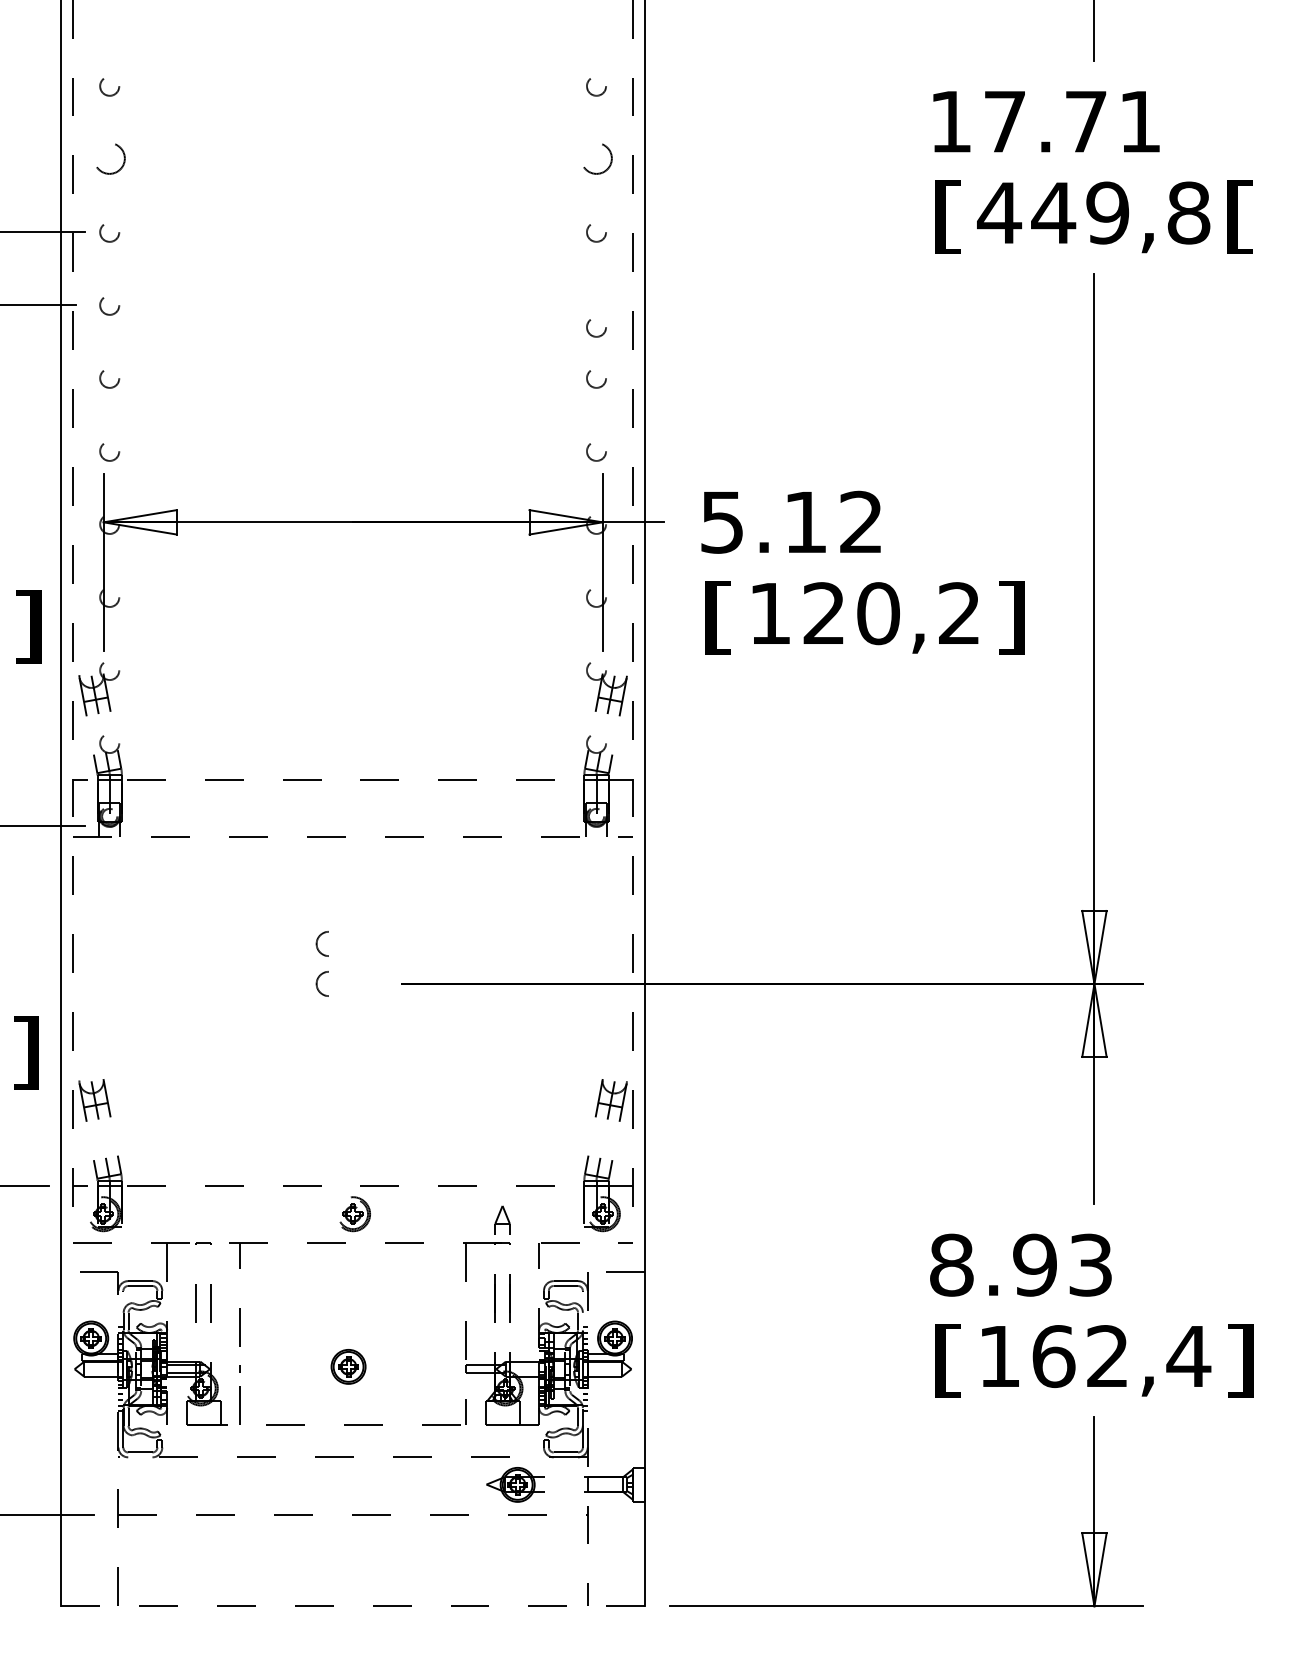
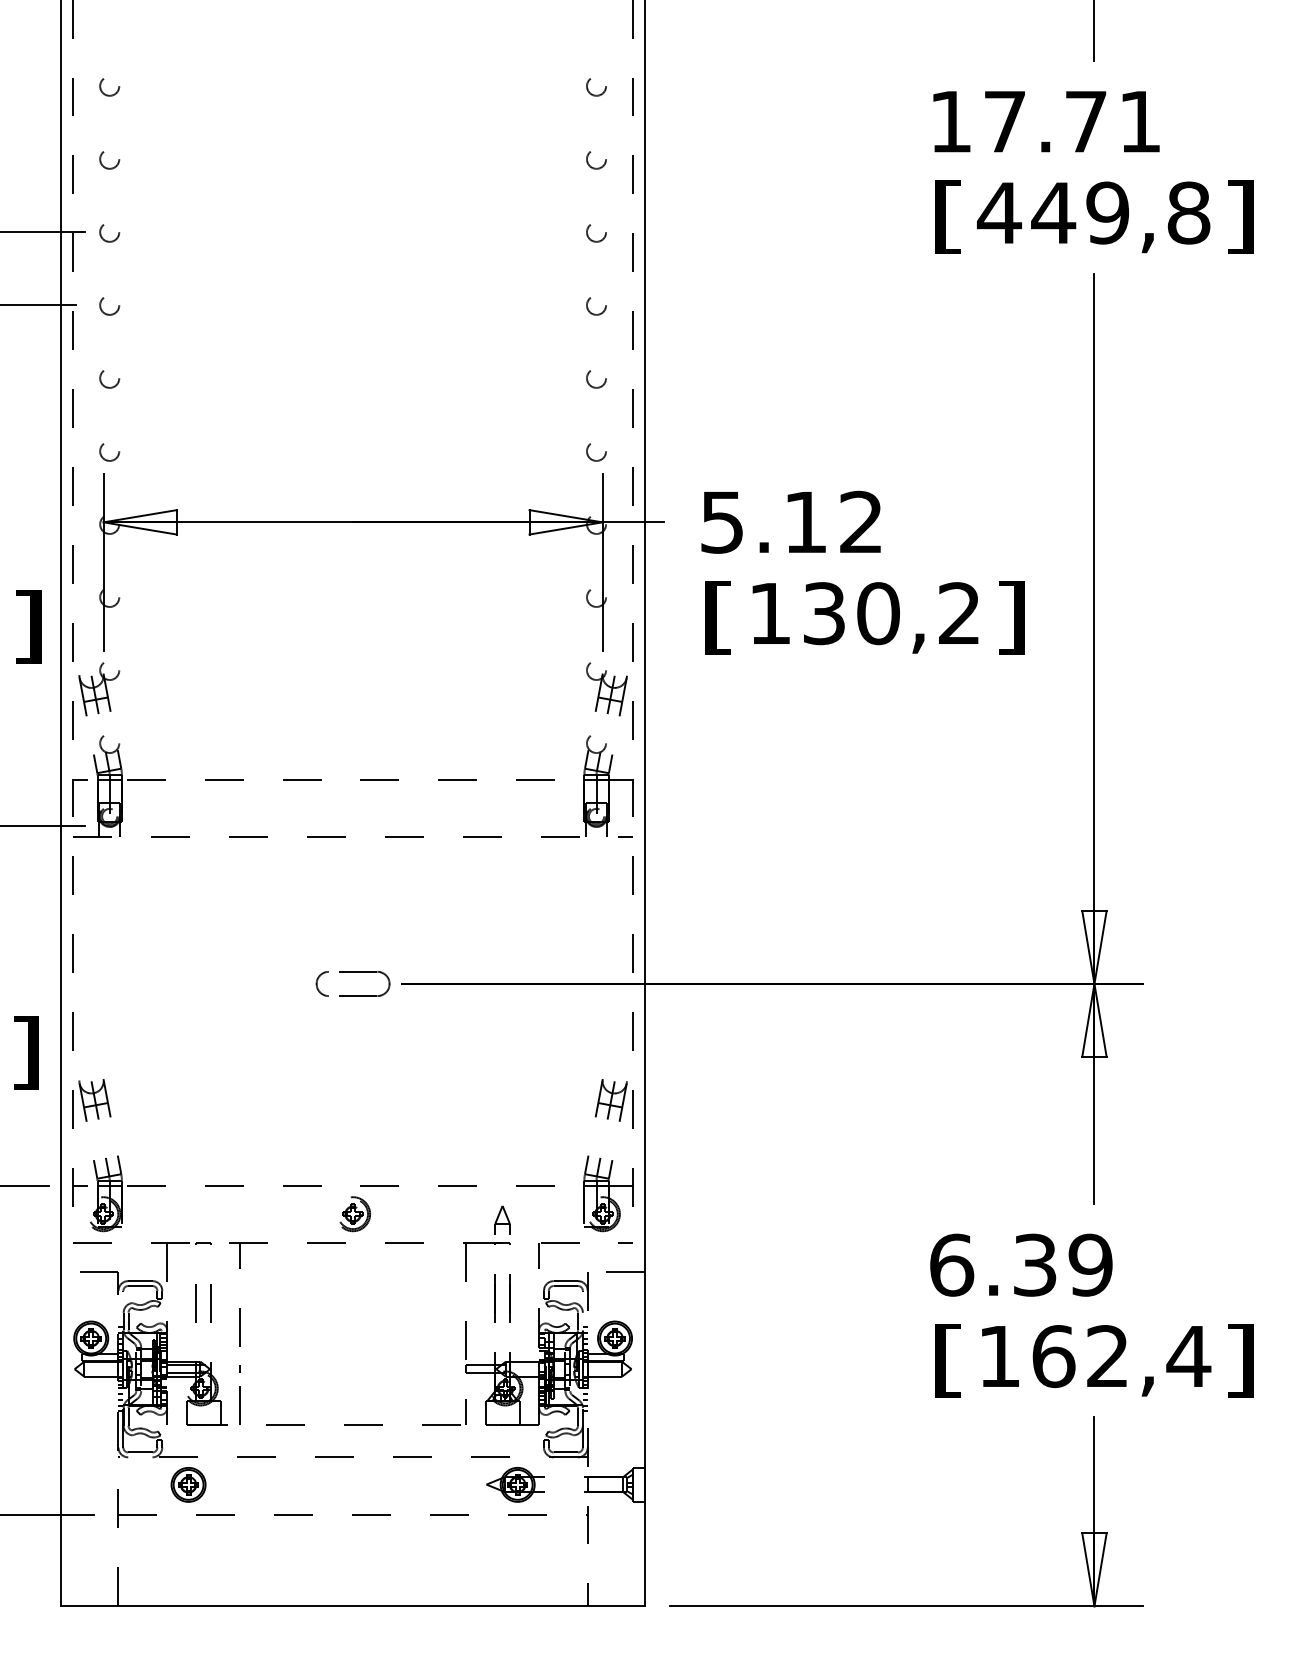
circle size: 30x32 px -> 22x19 px (109, 160)
circle size: 30x32 px -> 21x19 px (596, 160)
text: [ -> ] (1240, 216)
circle position: (596, 328) -> (596, 306) (596, 306)
text: 120,2 -> 130,2 (823, 613)
arc: present -> none (317, 943)
part: none -> present (364, 972)
text: 8.93 -> 6.39 (1021, 1264)
part position: (348, 1366) -> (188, 1484) (188, 1484)
line: dashed -> solid (352, 1606)
